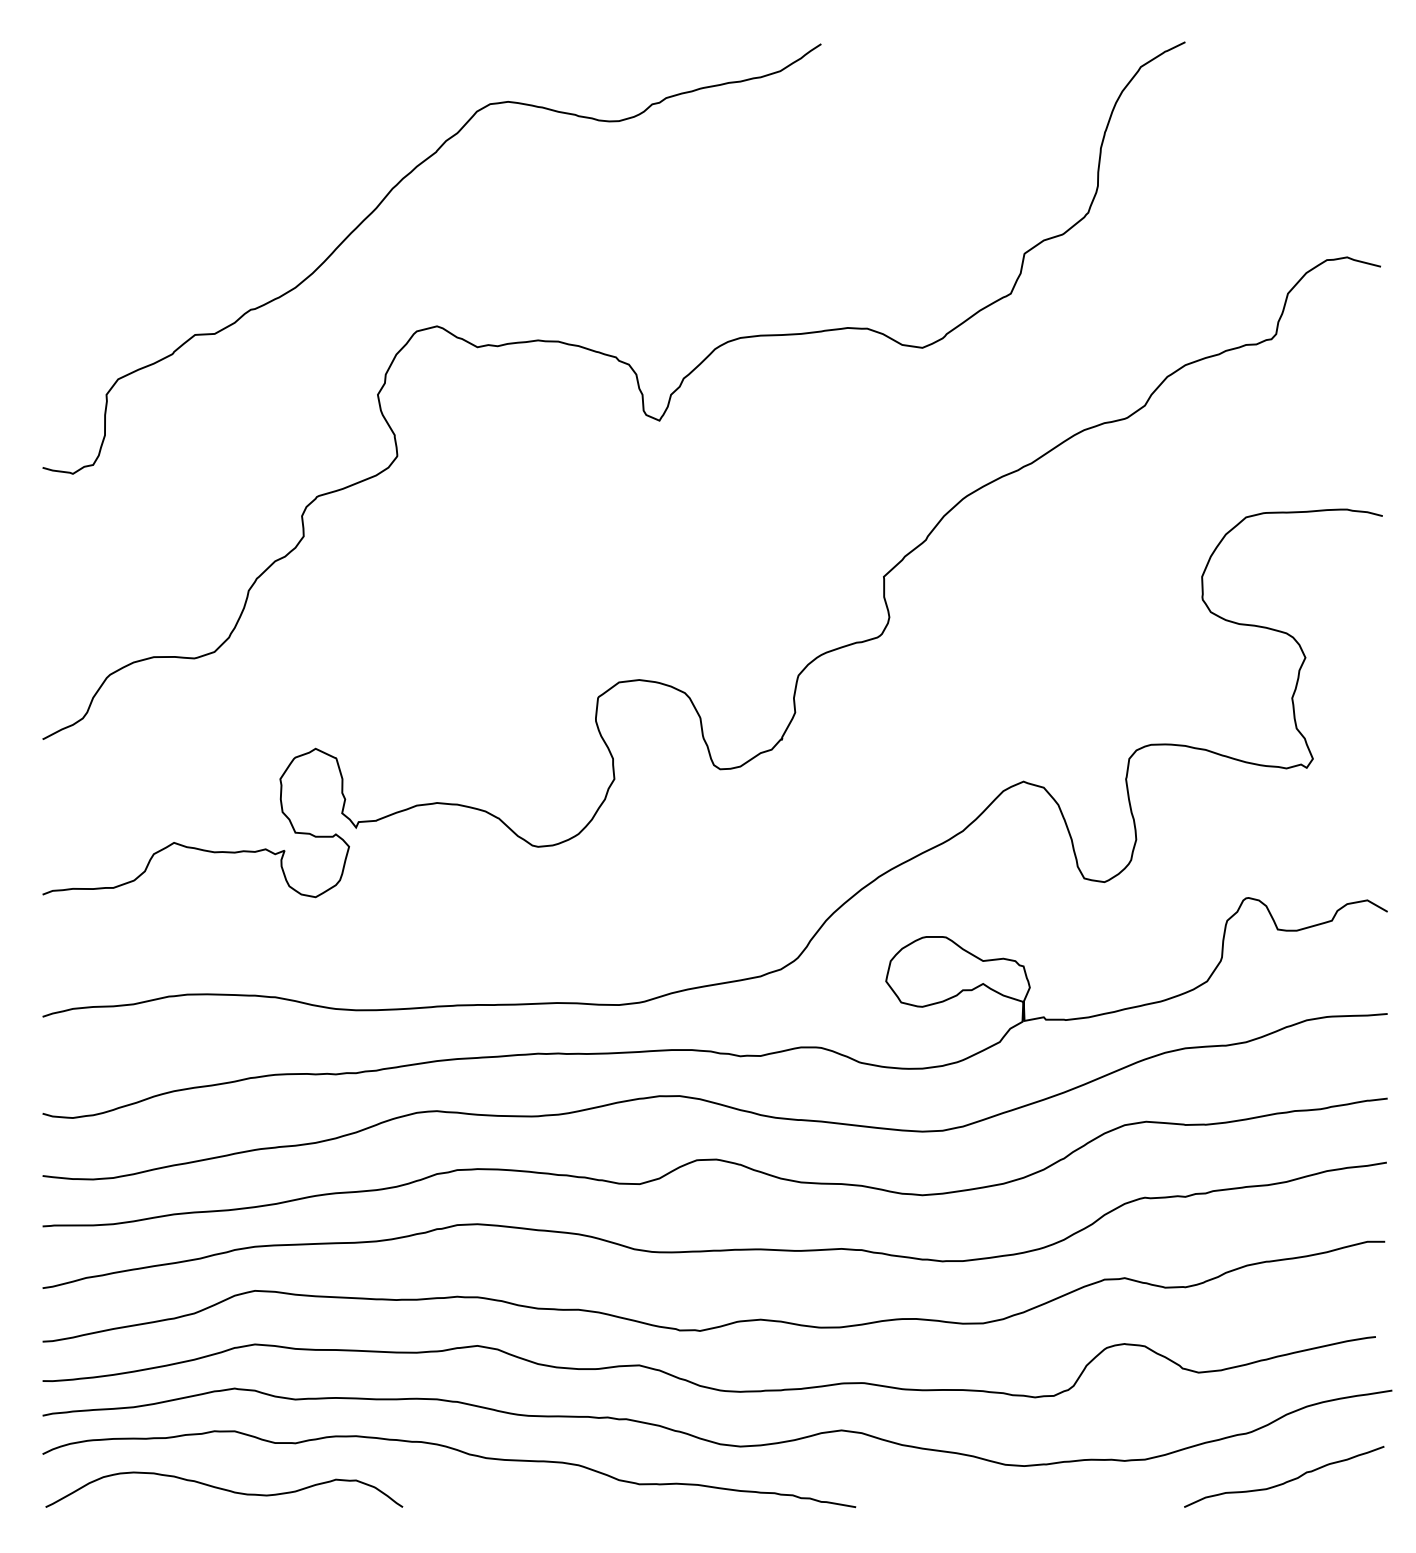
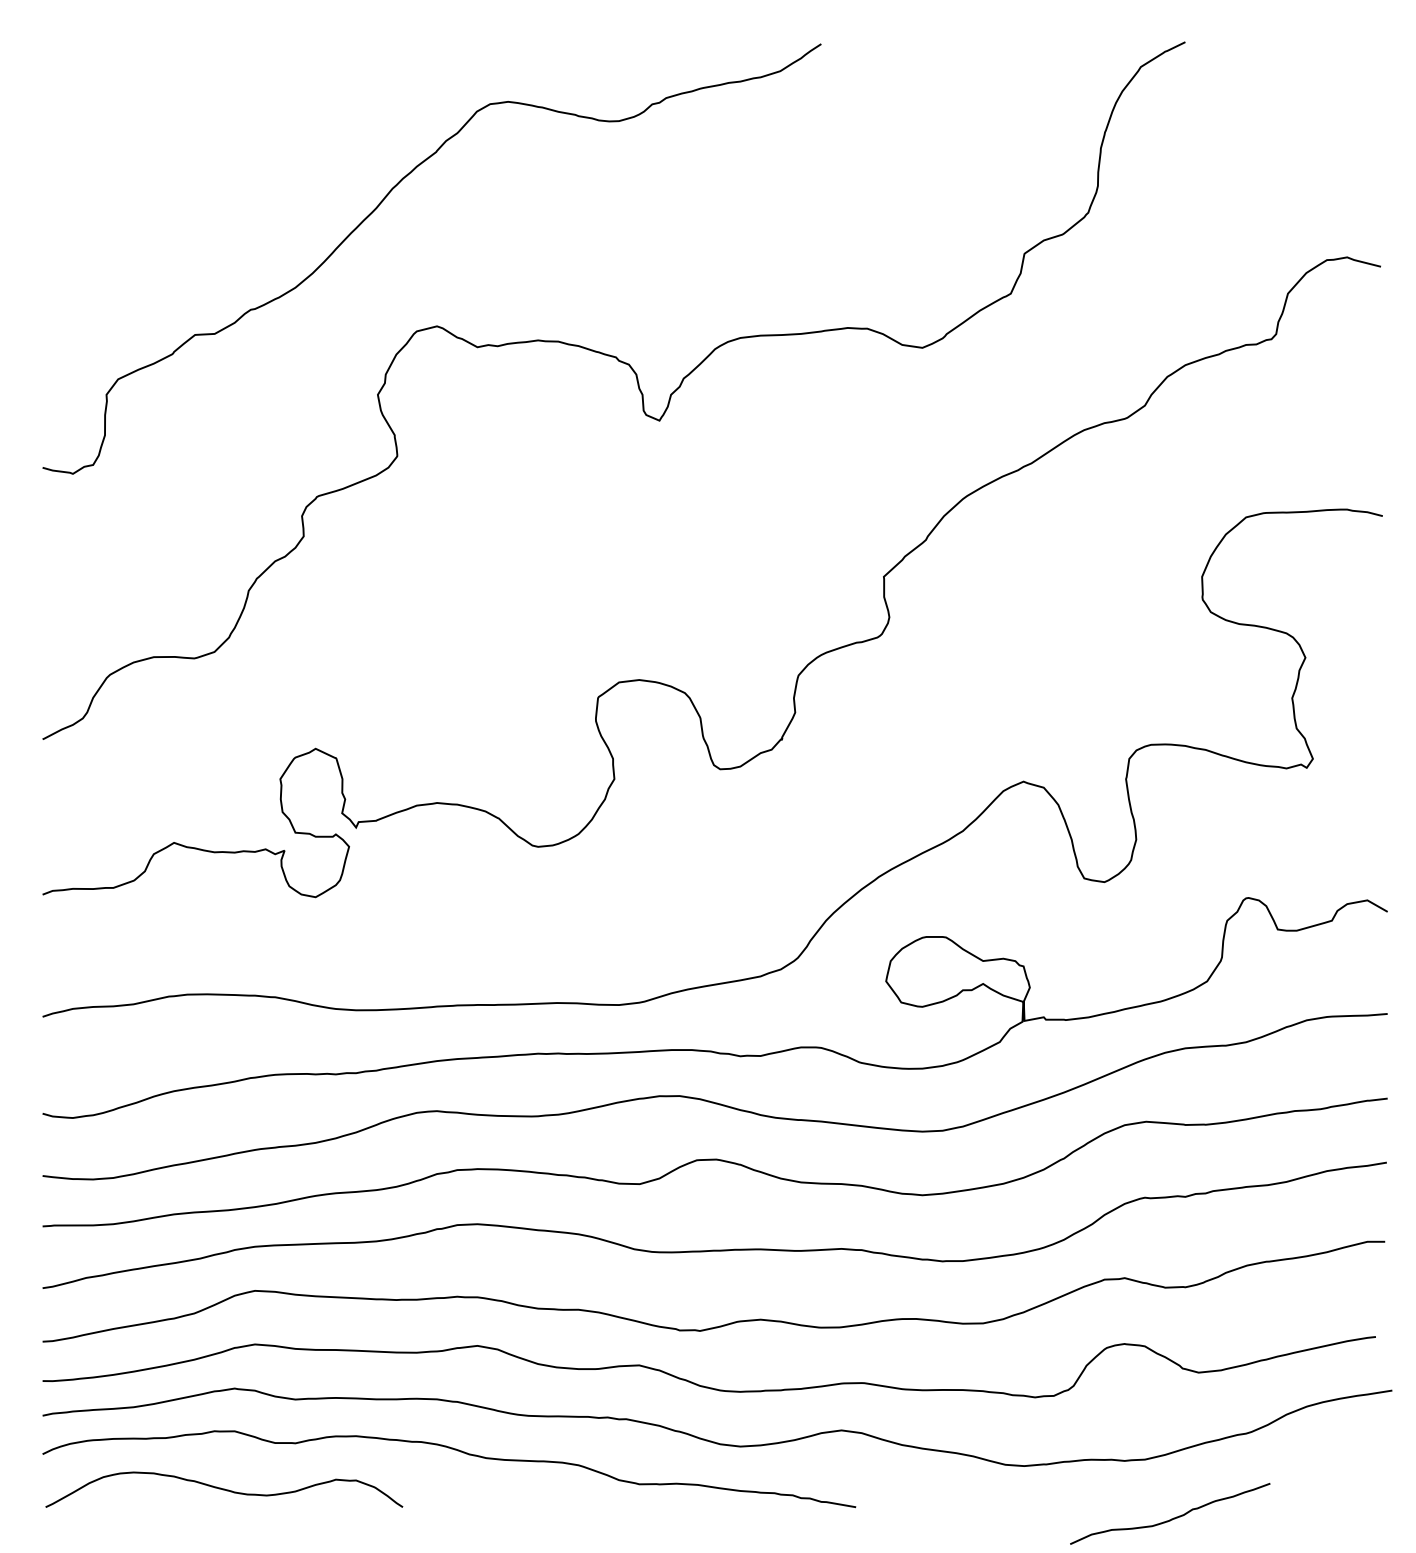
curve position: (1287, 1480) -> (1173, 1517) (1173, 1517)
